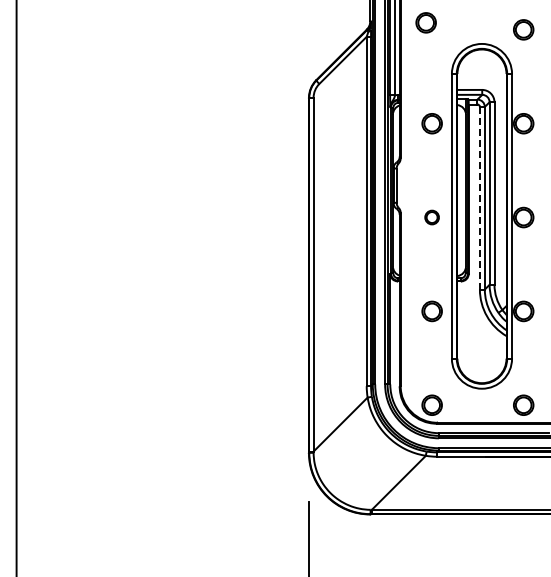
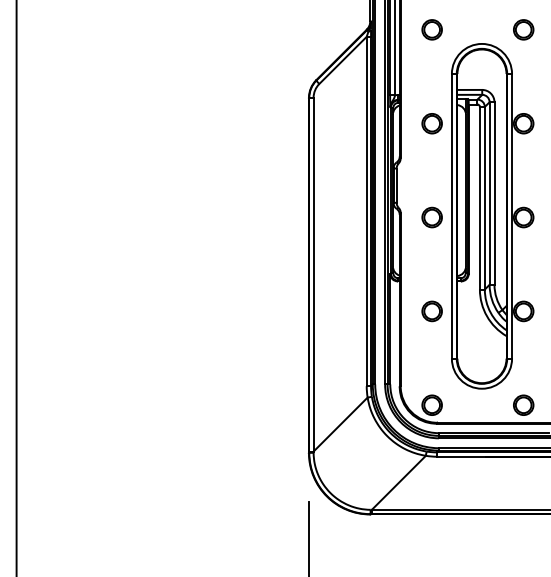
part position: (425, 22) -> (431, 29) (431, 29)
line: dashed -> solid (479, 197)
part size: 16x17 px -> 22x23 px (431, 217)
